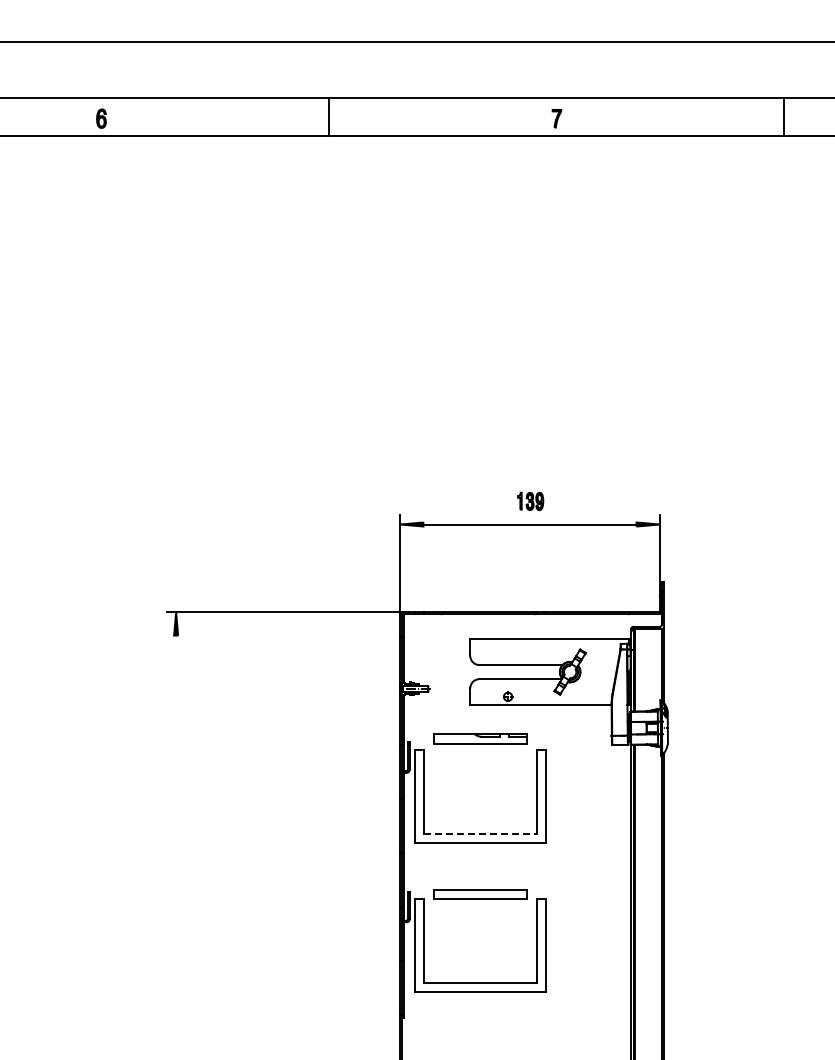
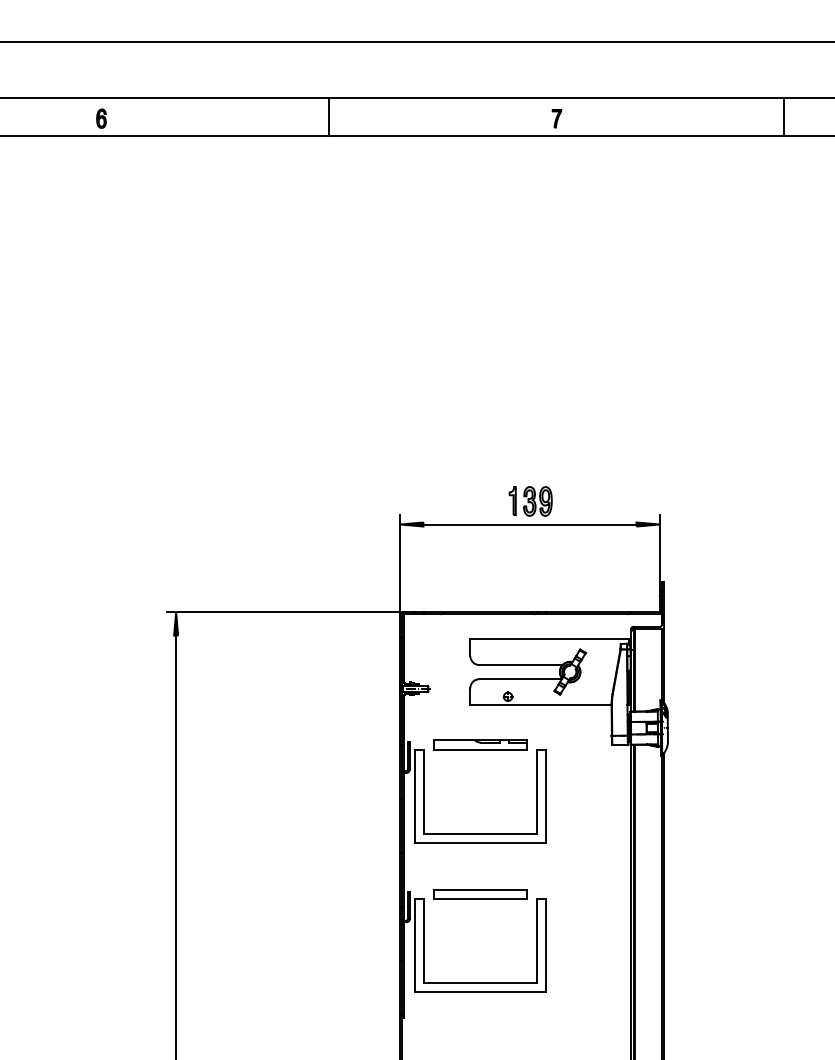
part size: 28x20 px -> 45x31 px (530, 501)
part position: (480, 738) -> (480, 744) (480, 744)
line: dashed -> solid (481, 833)
line: none -> present (176, 845)
